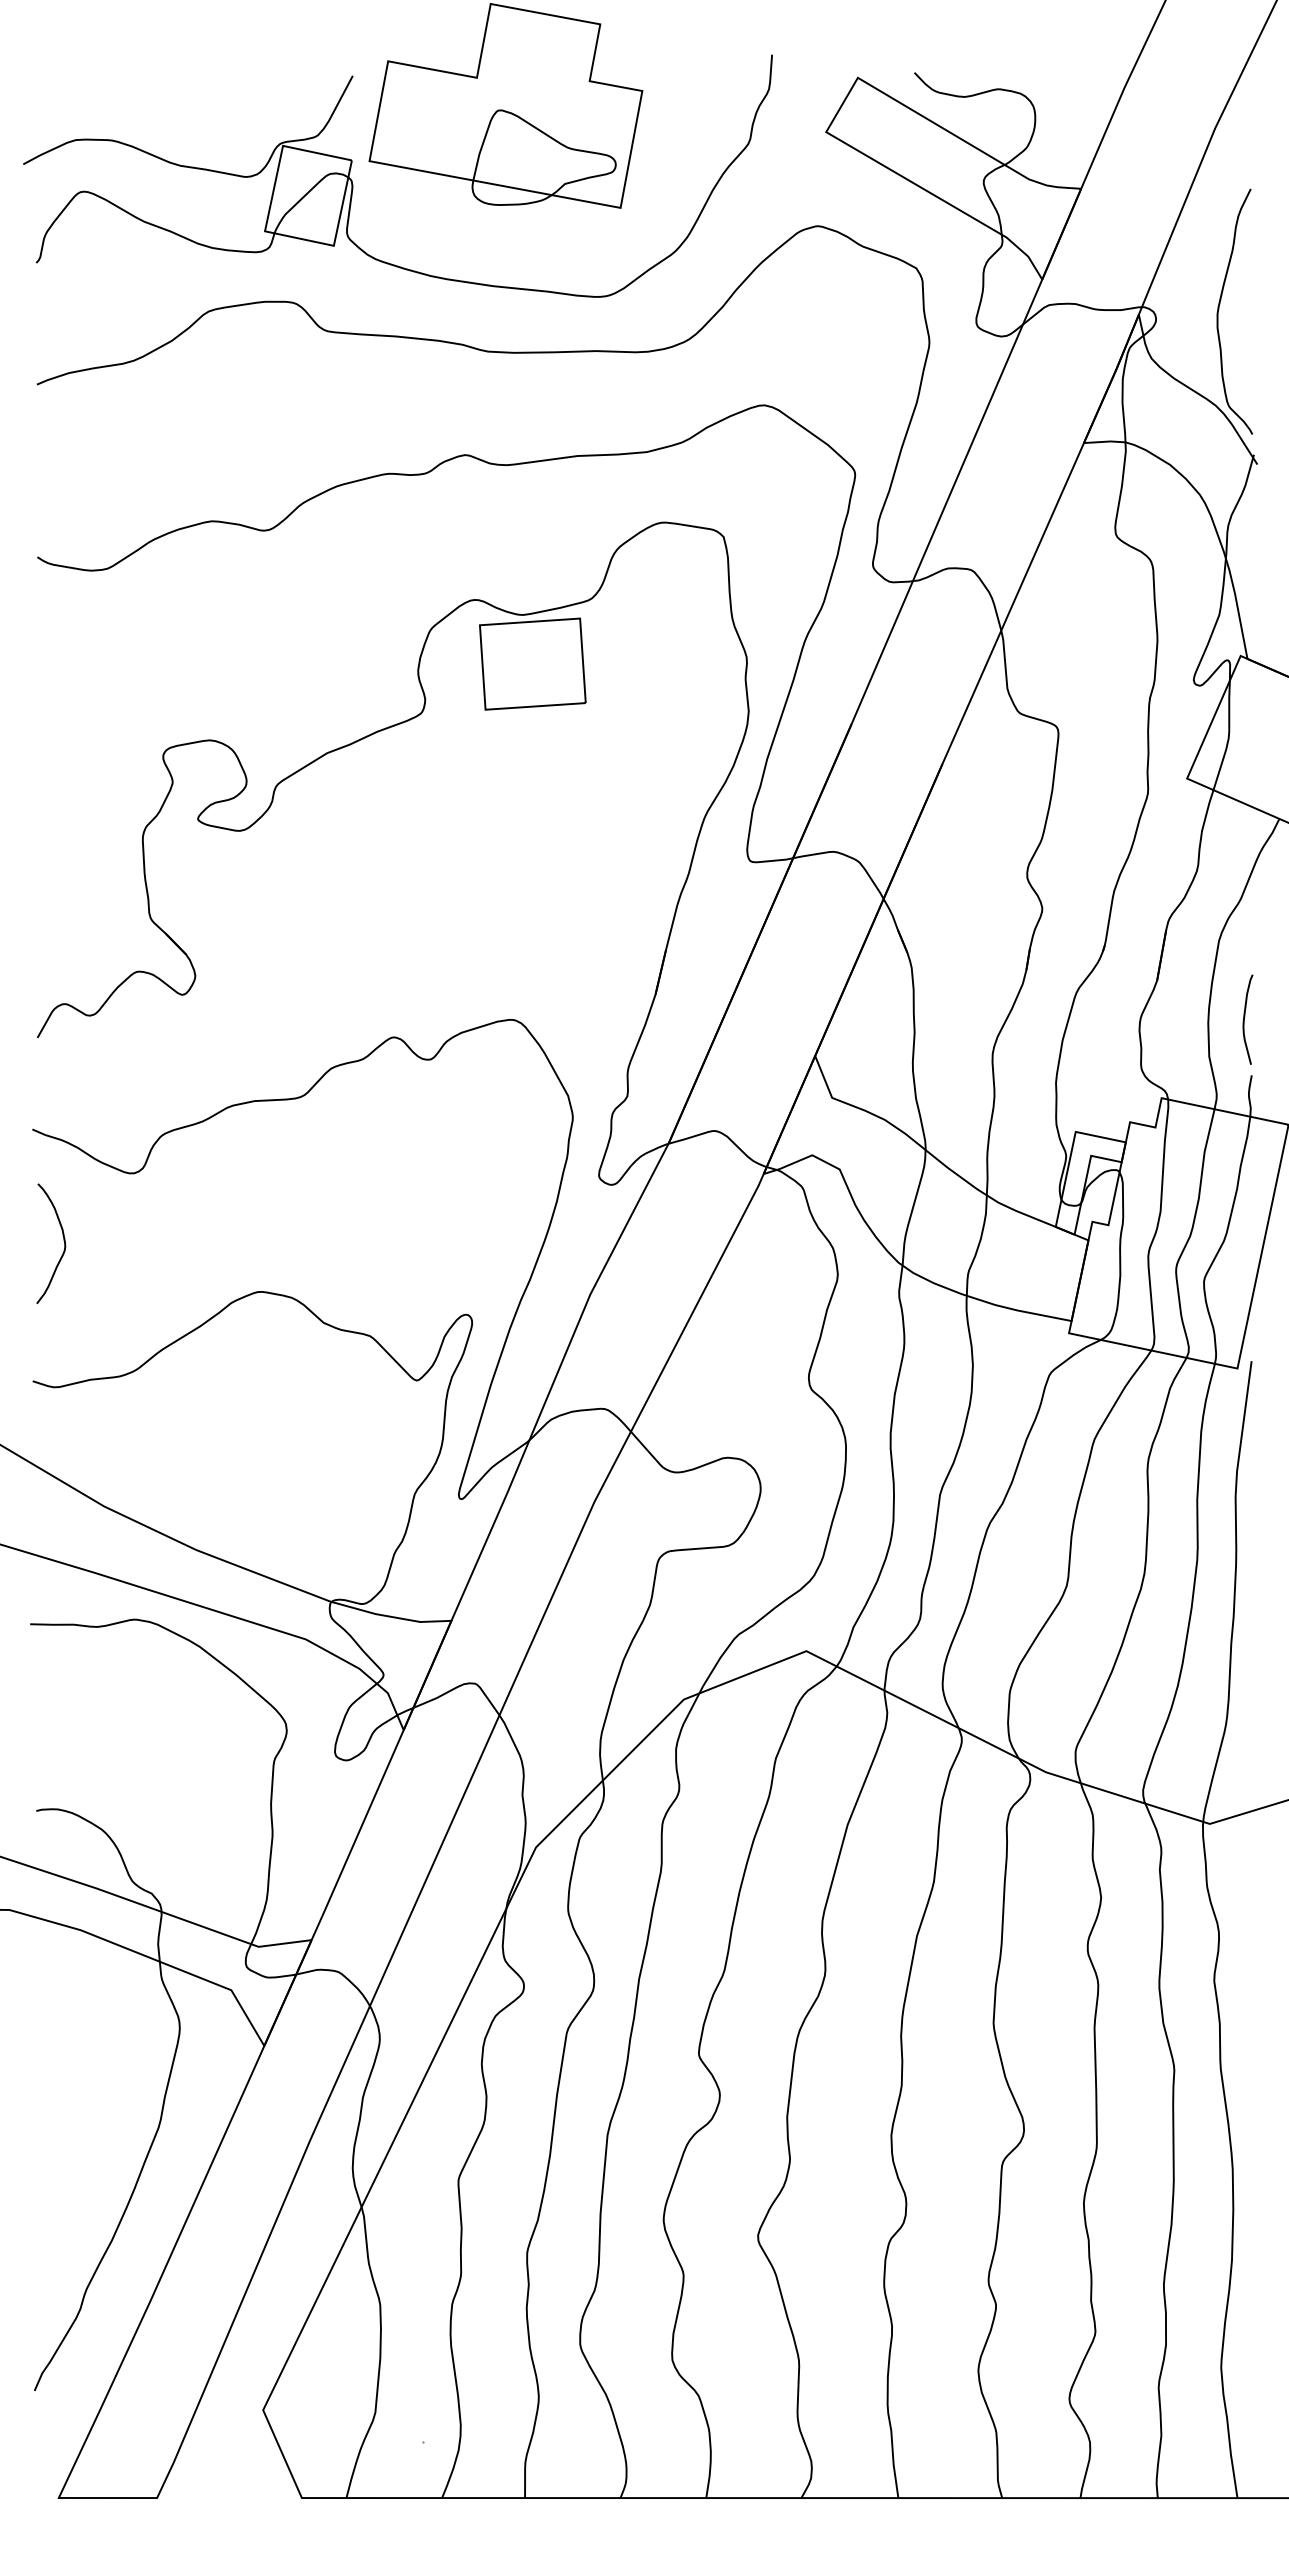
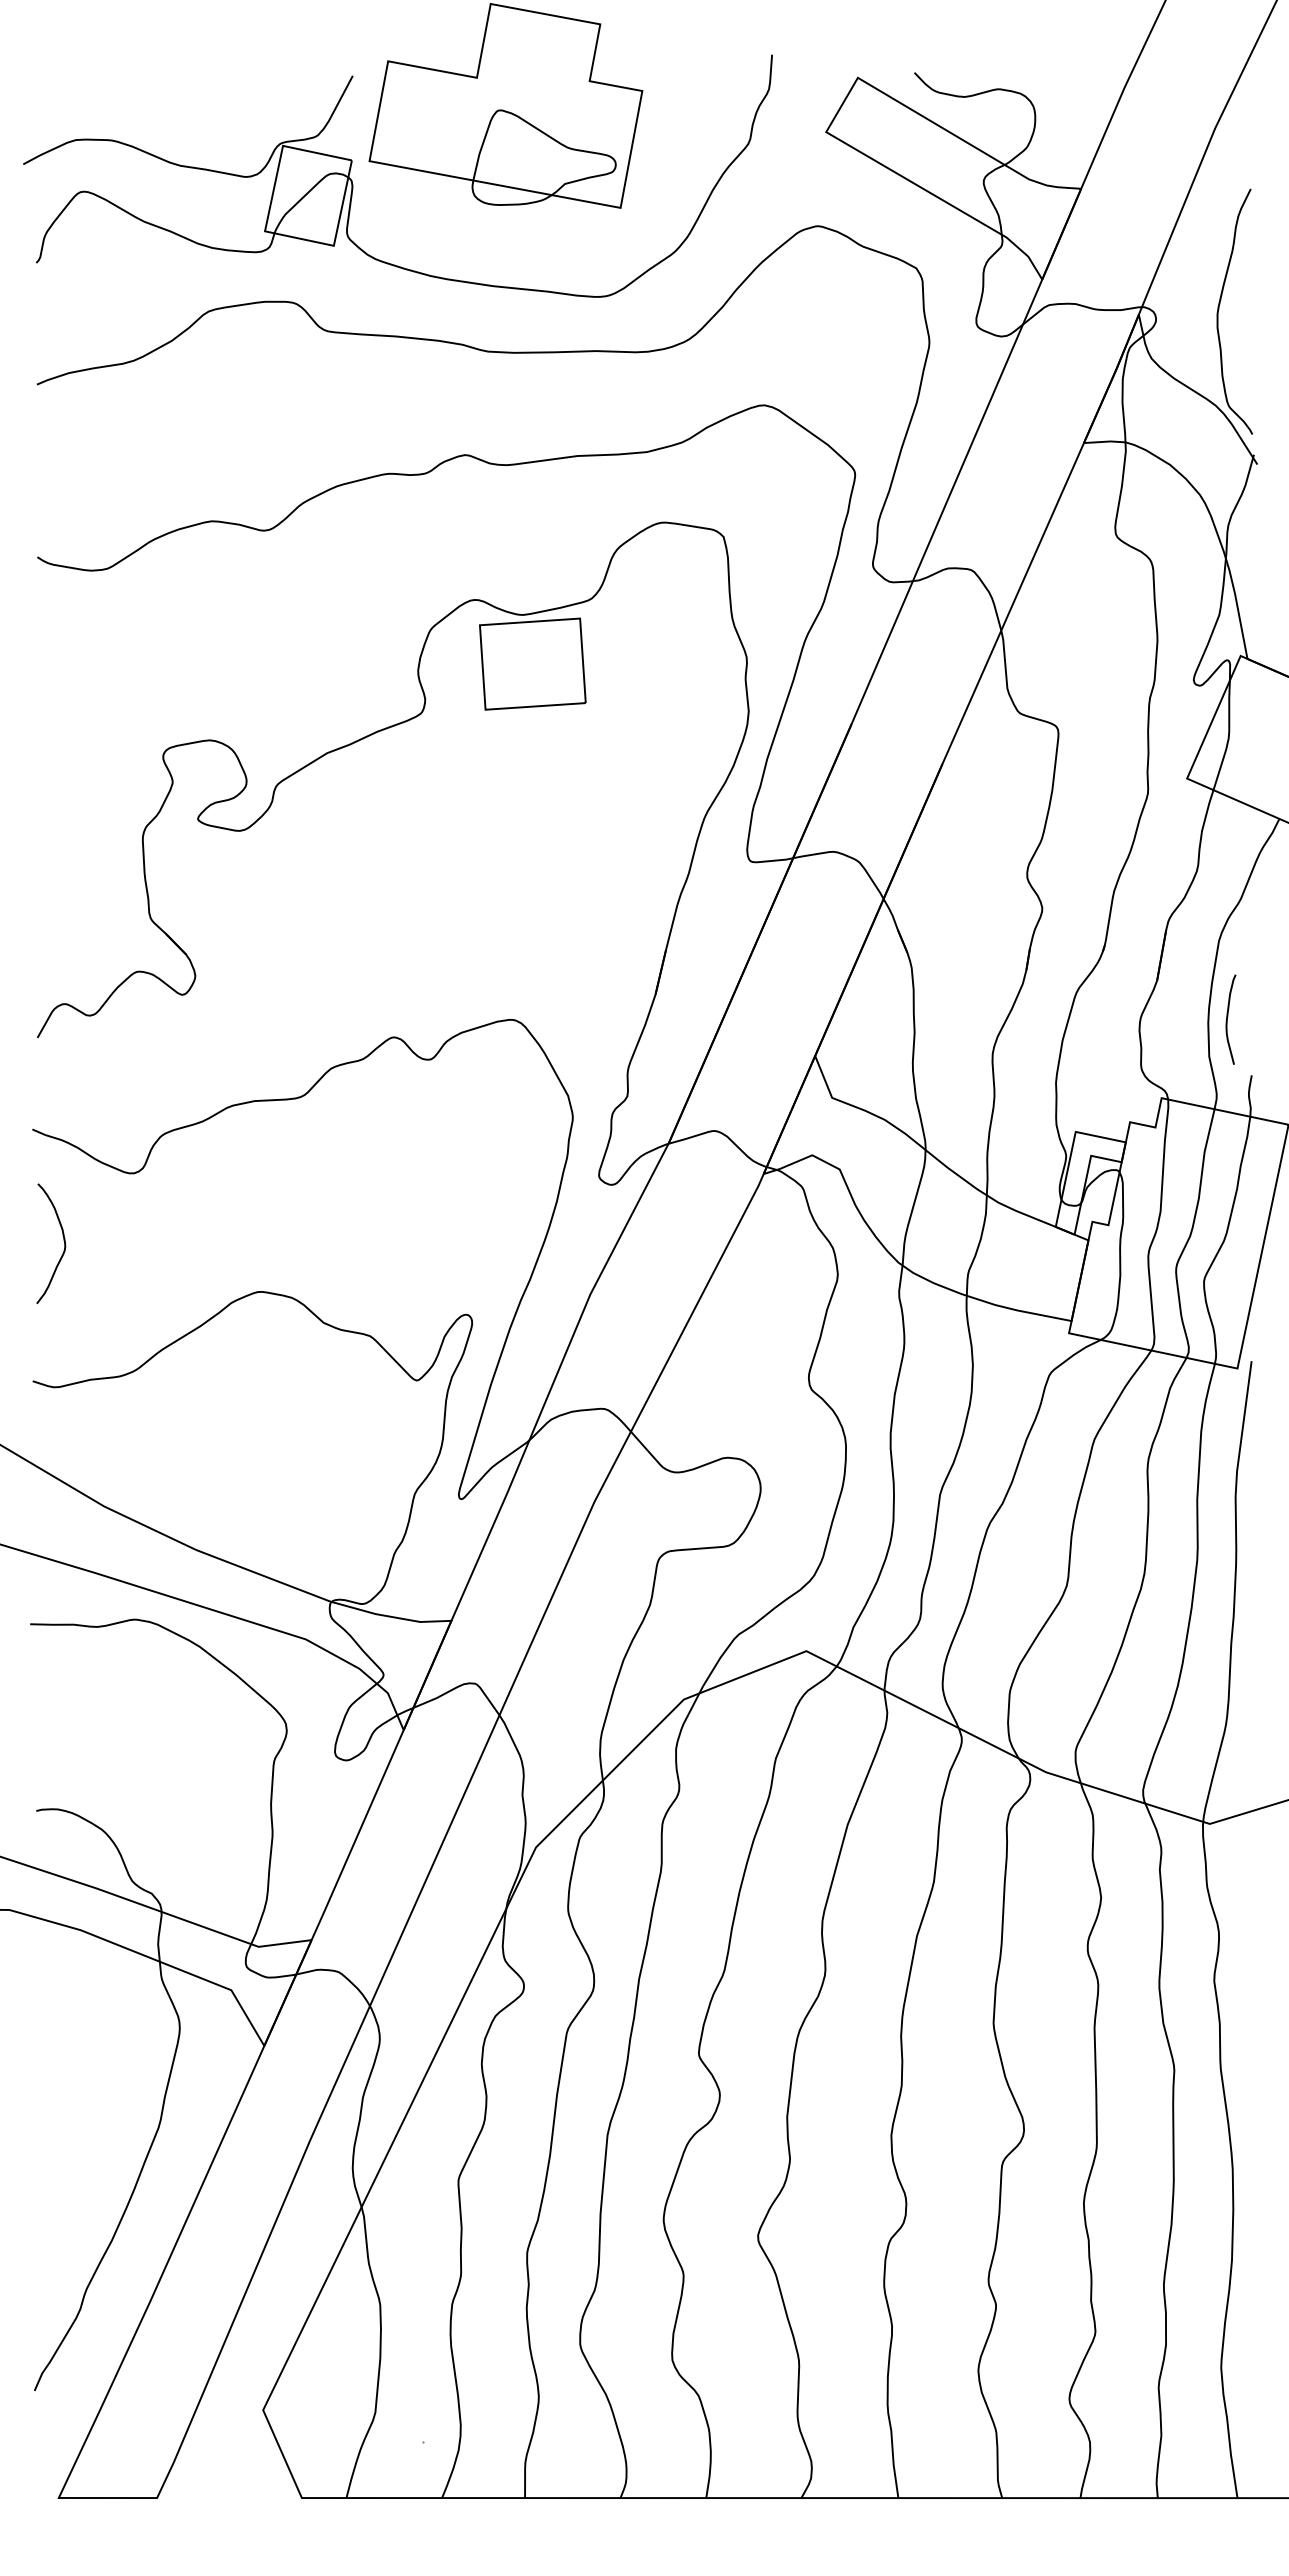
curve position: (1244, 1019) -> (1227, 1019) (1227, 1019)
